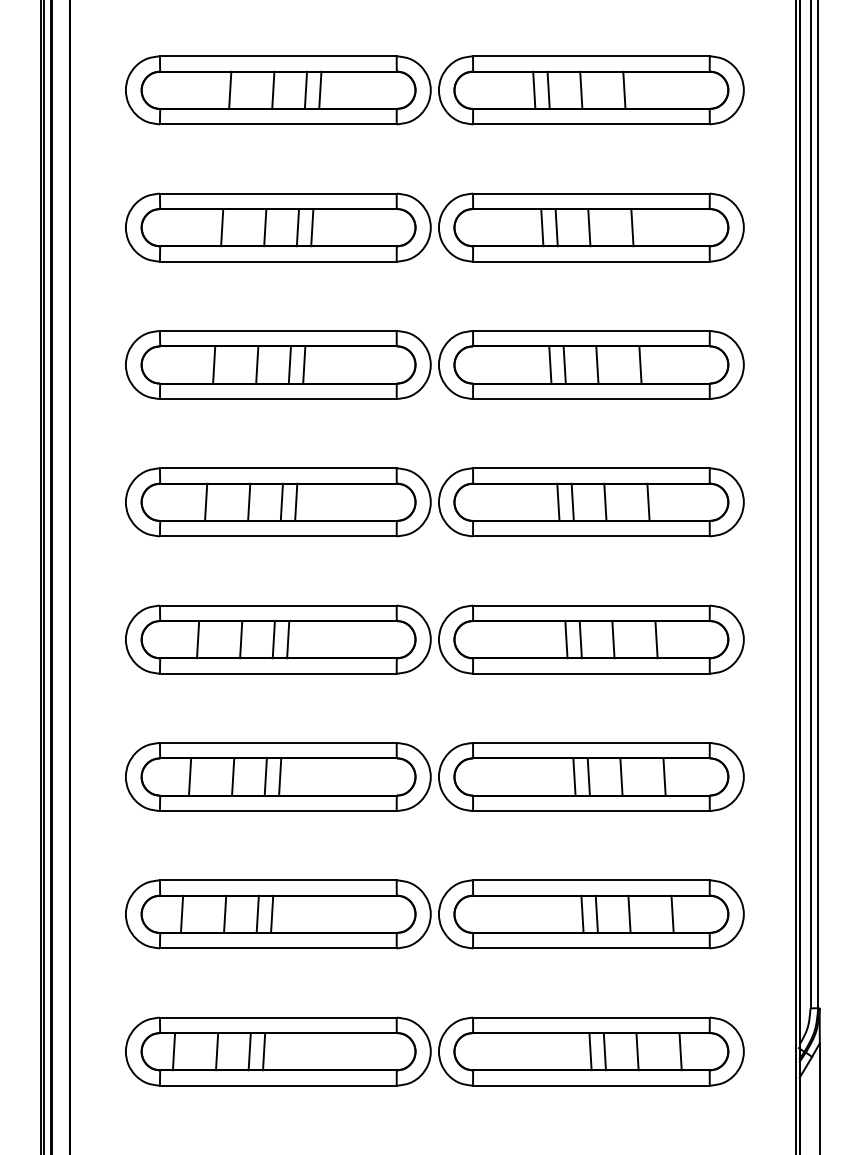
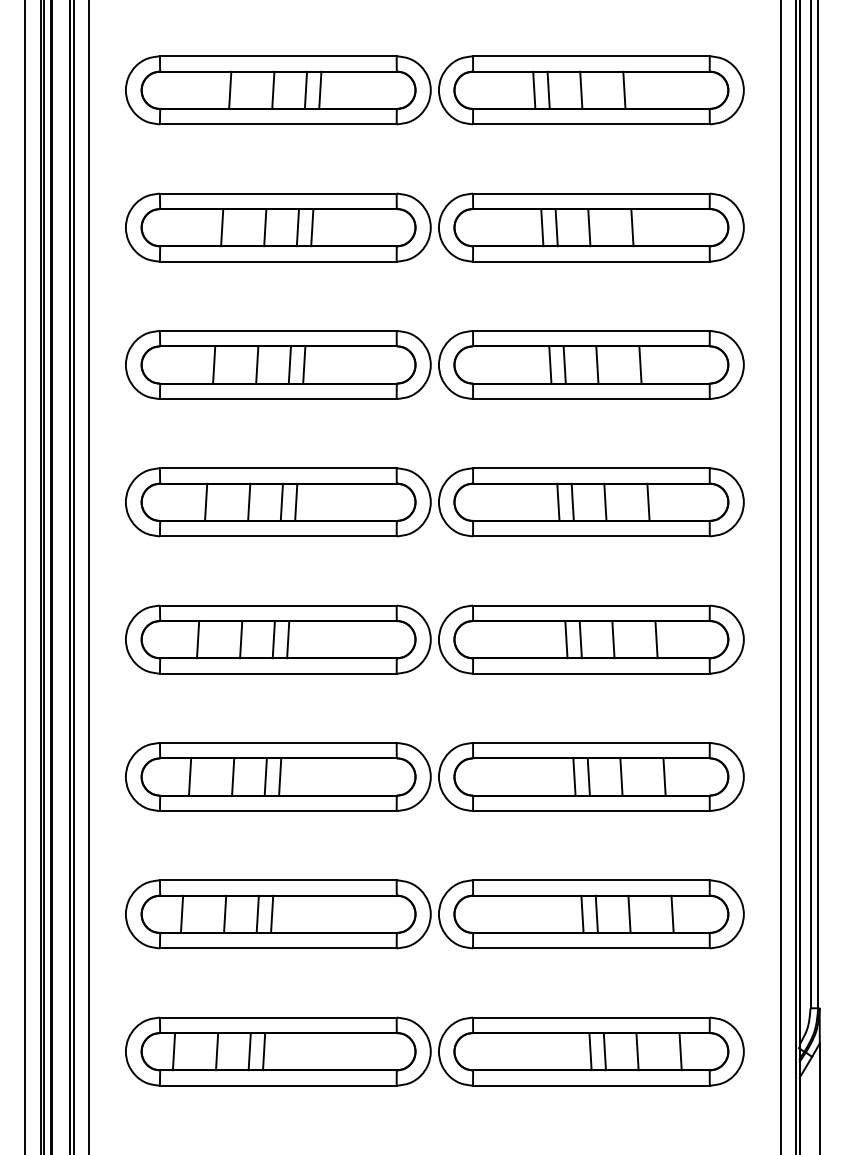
line: none -> present (25, 576)
line: none -> present (73, 576)
line: none -> present (88, 576)
line: none -> present (780, 576)
